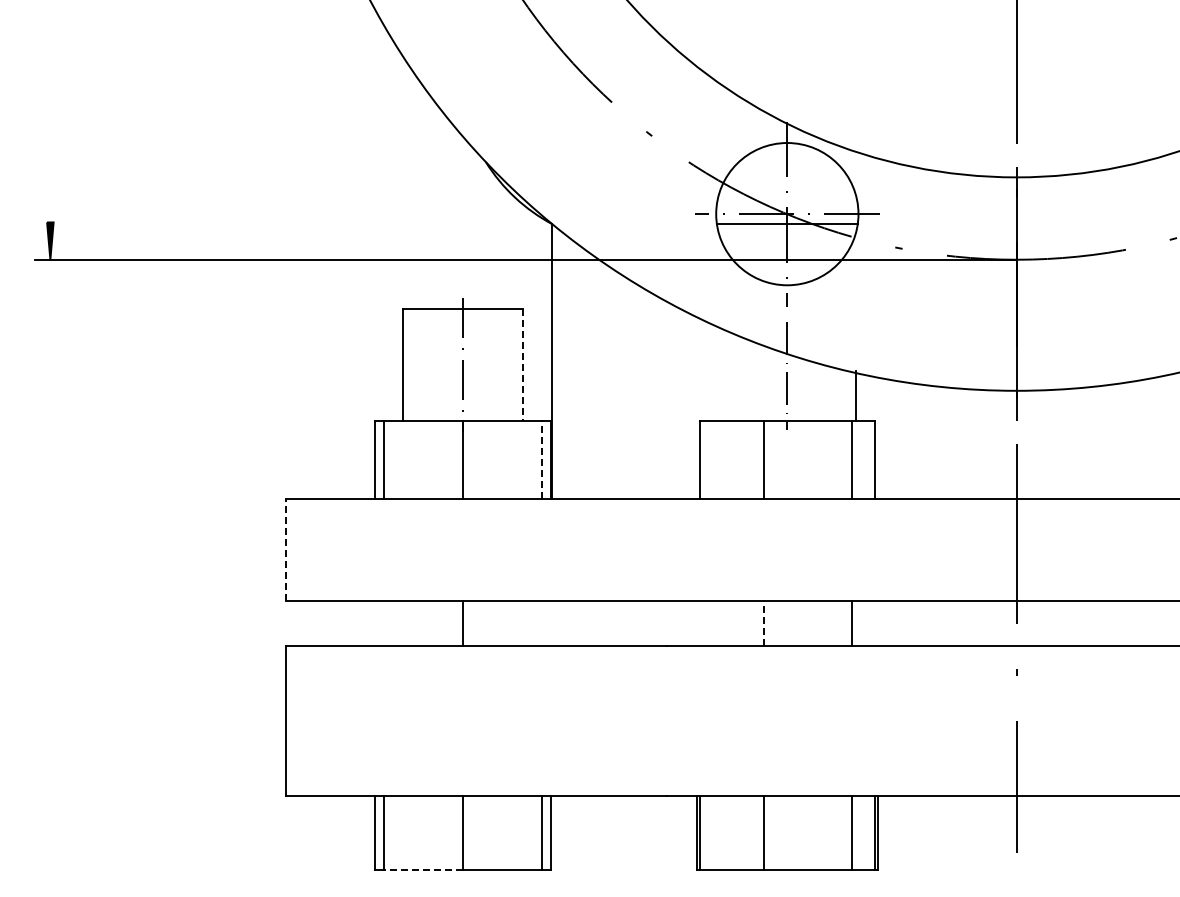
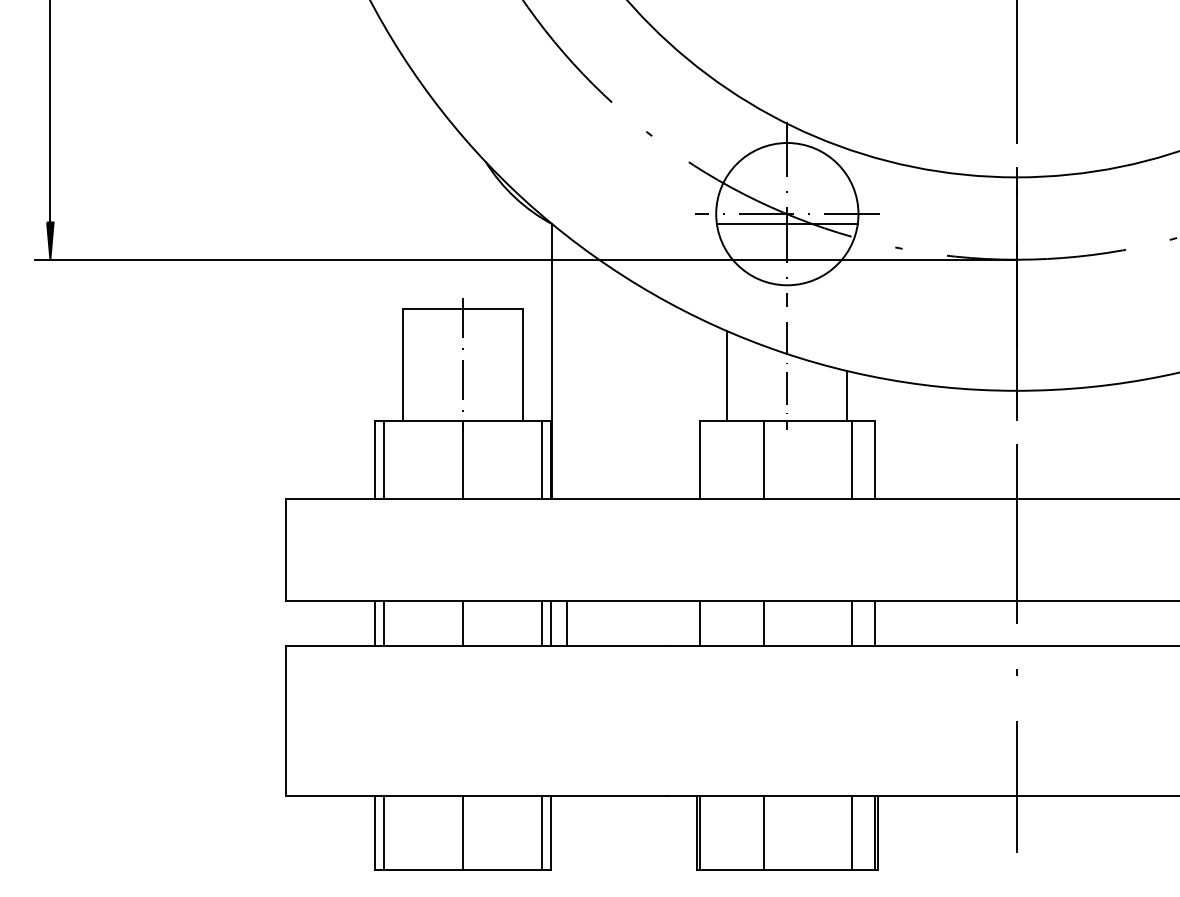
line: none -> present (50, 112)
line: dashed -> solid (523, 365)
line: none -> present (727, 376)
line position: (856, 395) -> (847, 395) (847, 395)
line: dashed -> solid (541, 459)
line: dashed -> solid (286, 549)
line: none -> present (375, 622)
line: none -> present (384, 622)
line: none -> present (541, 622)
line: none -> present (550, 622)
line: none -> present (567, 622)
line: none -> present (699, 622)
line: none -> present (875, 622)
line: dashed -> solid (763, 623)
line: dashed -> solid (423, 870)
